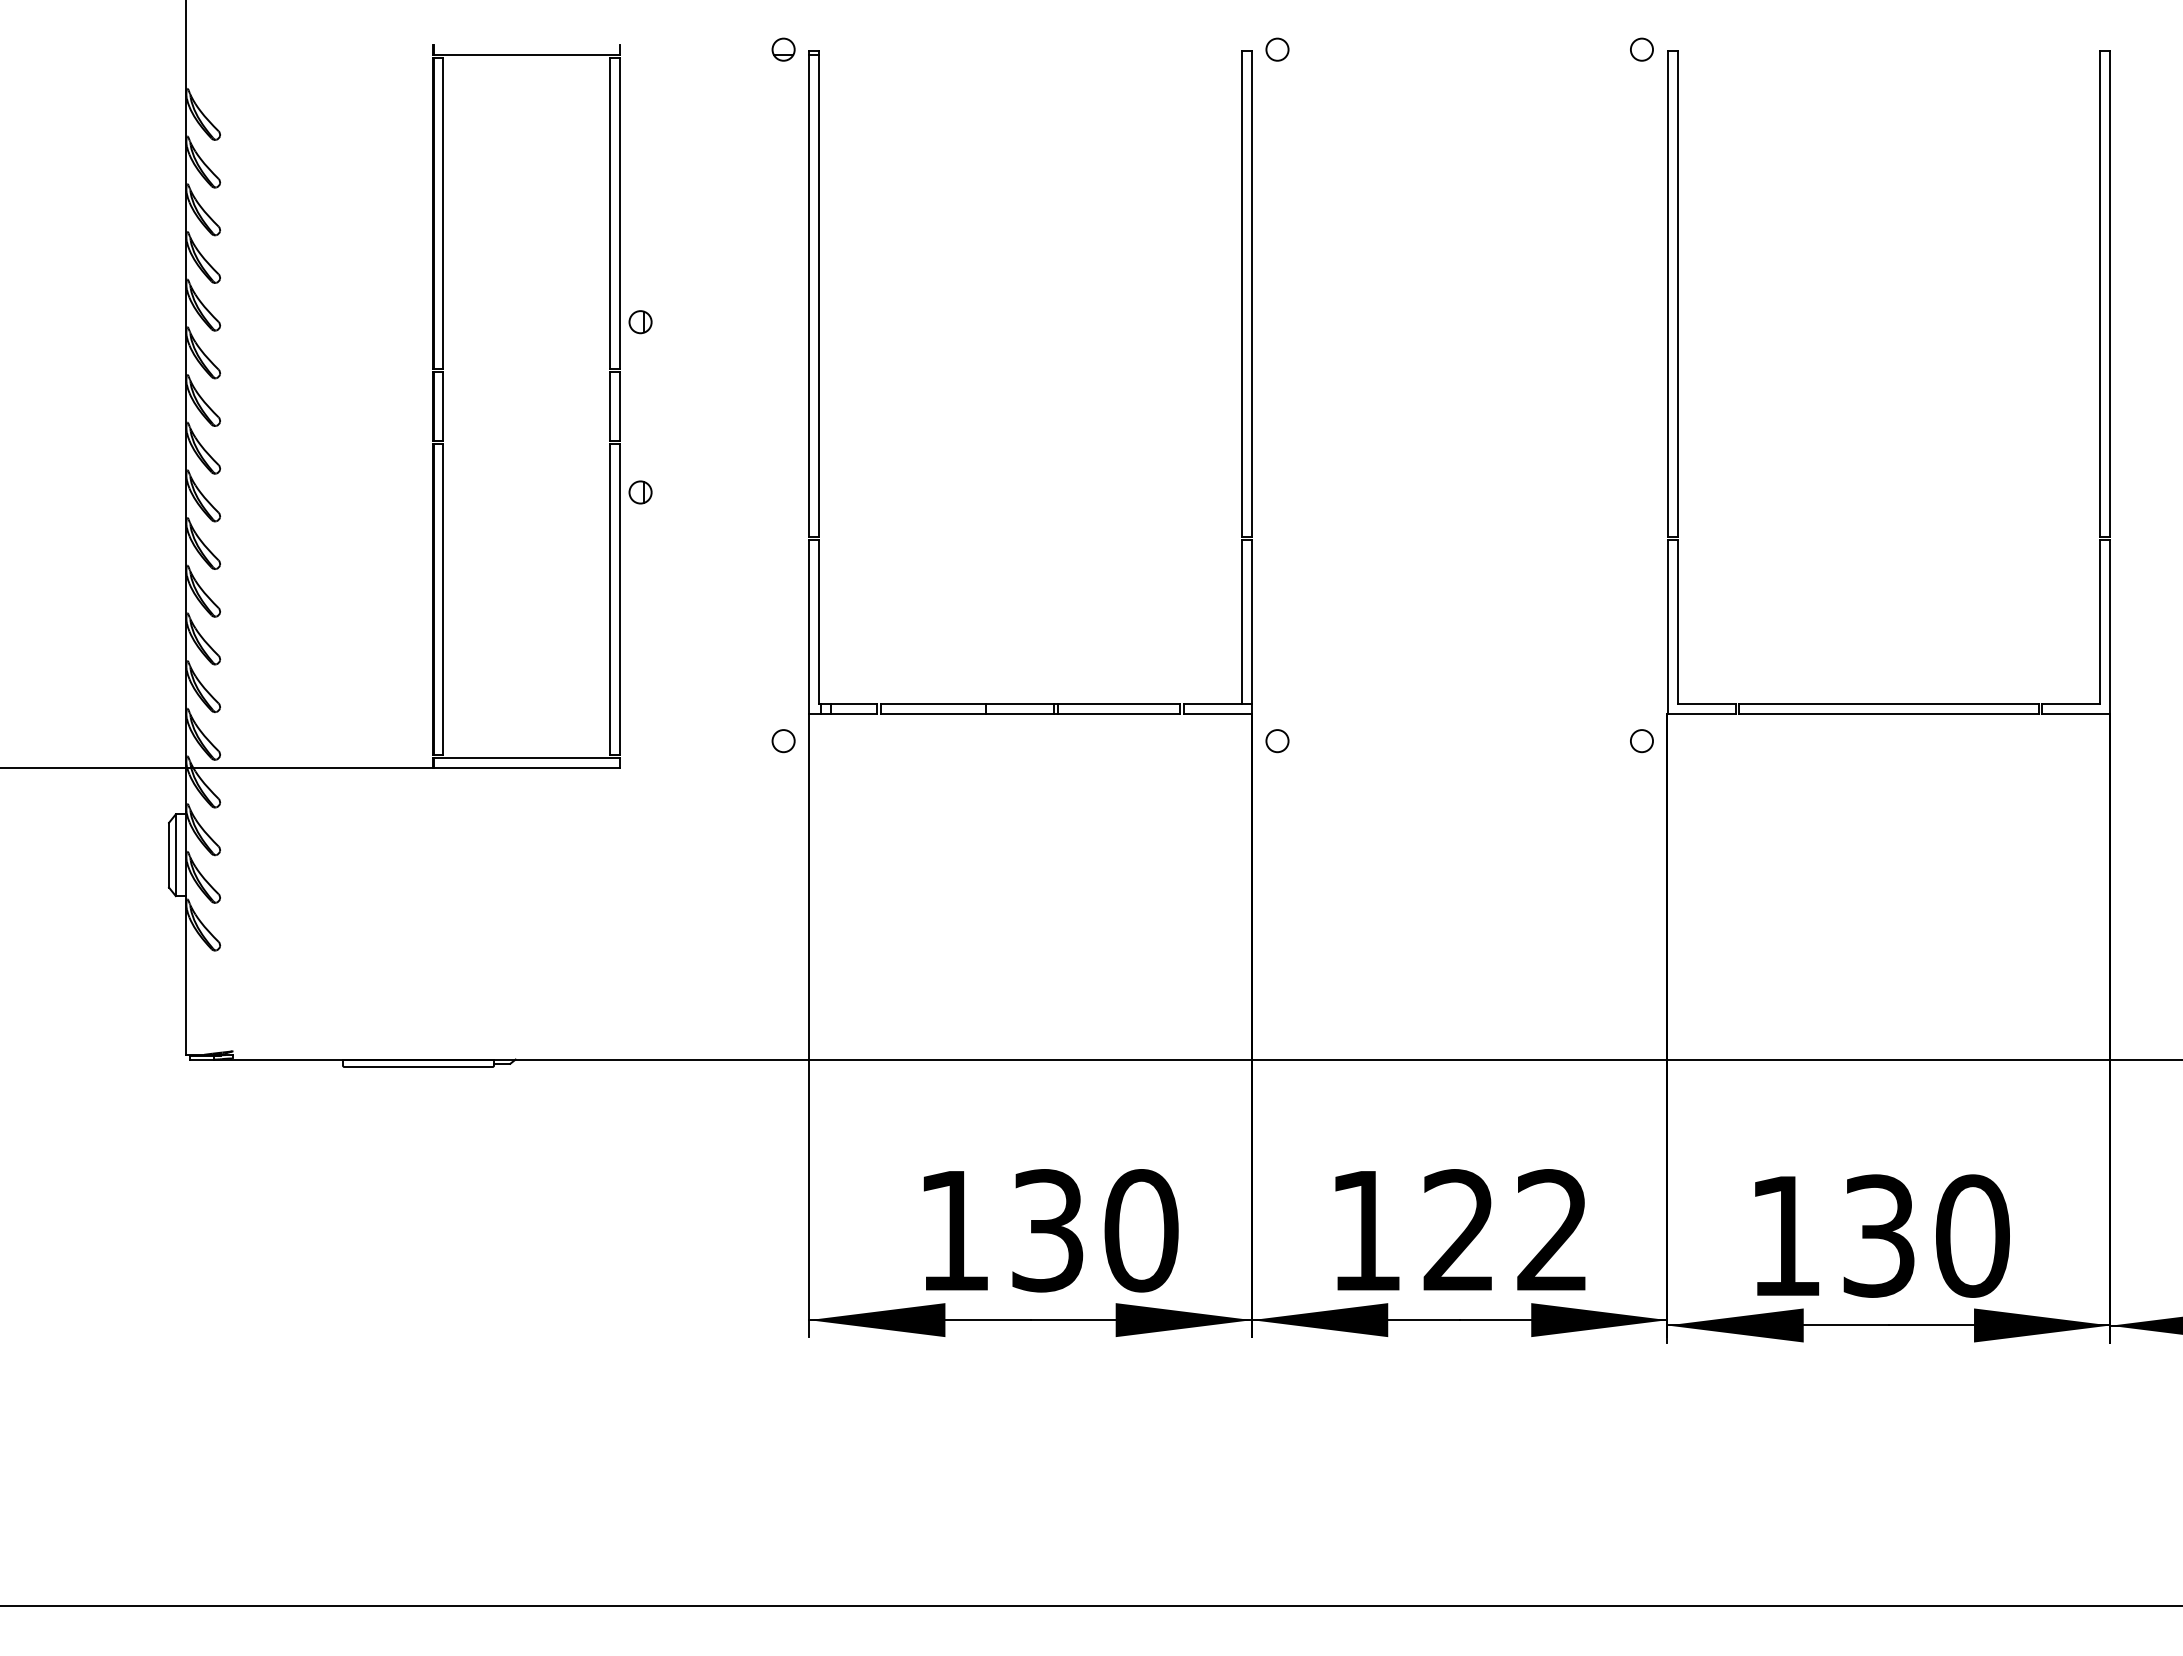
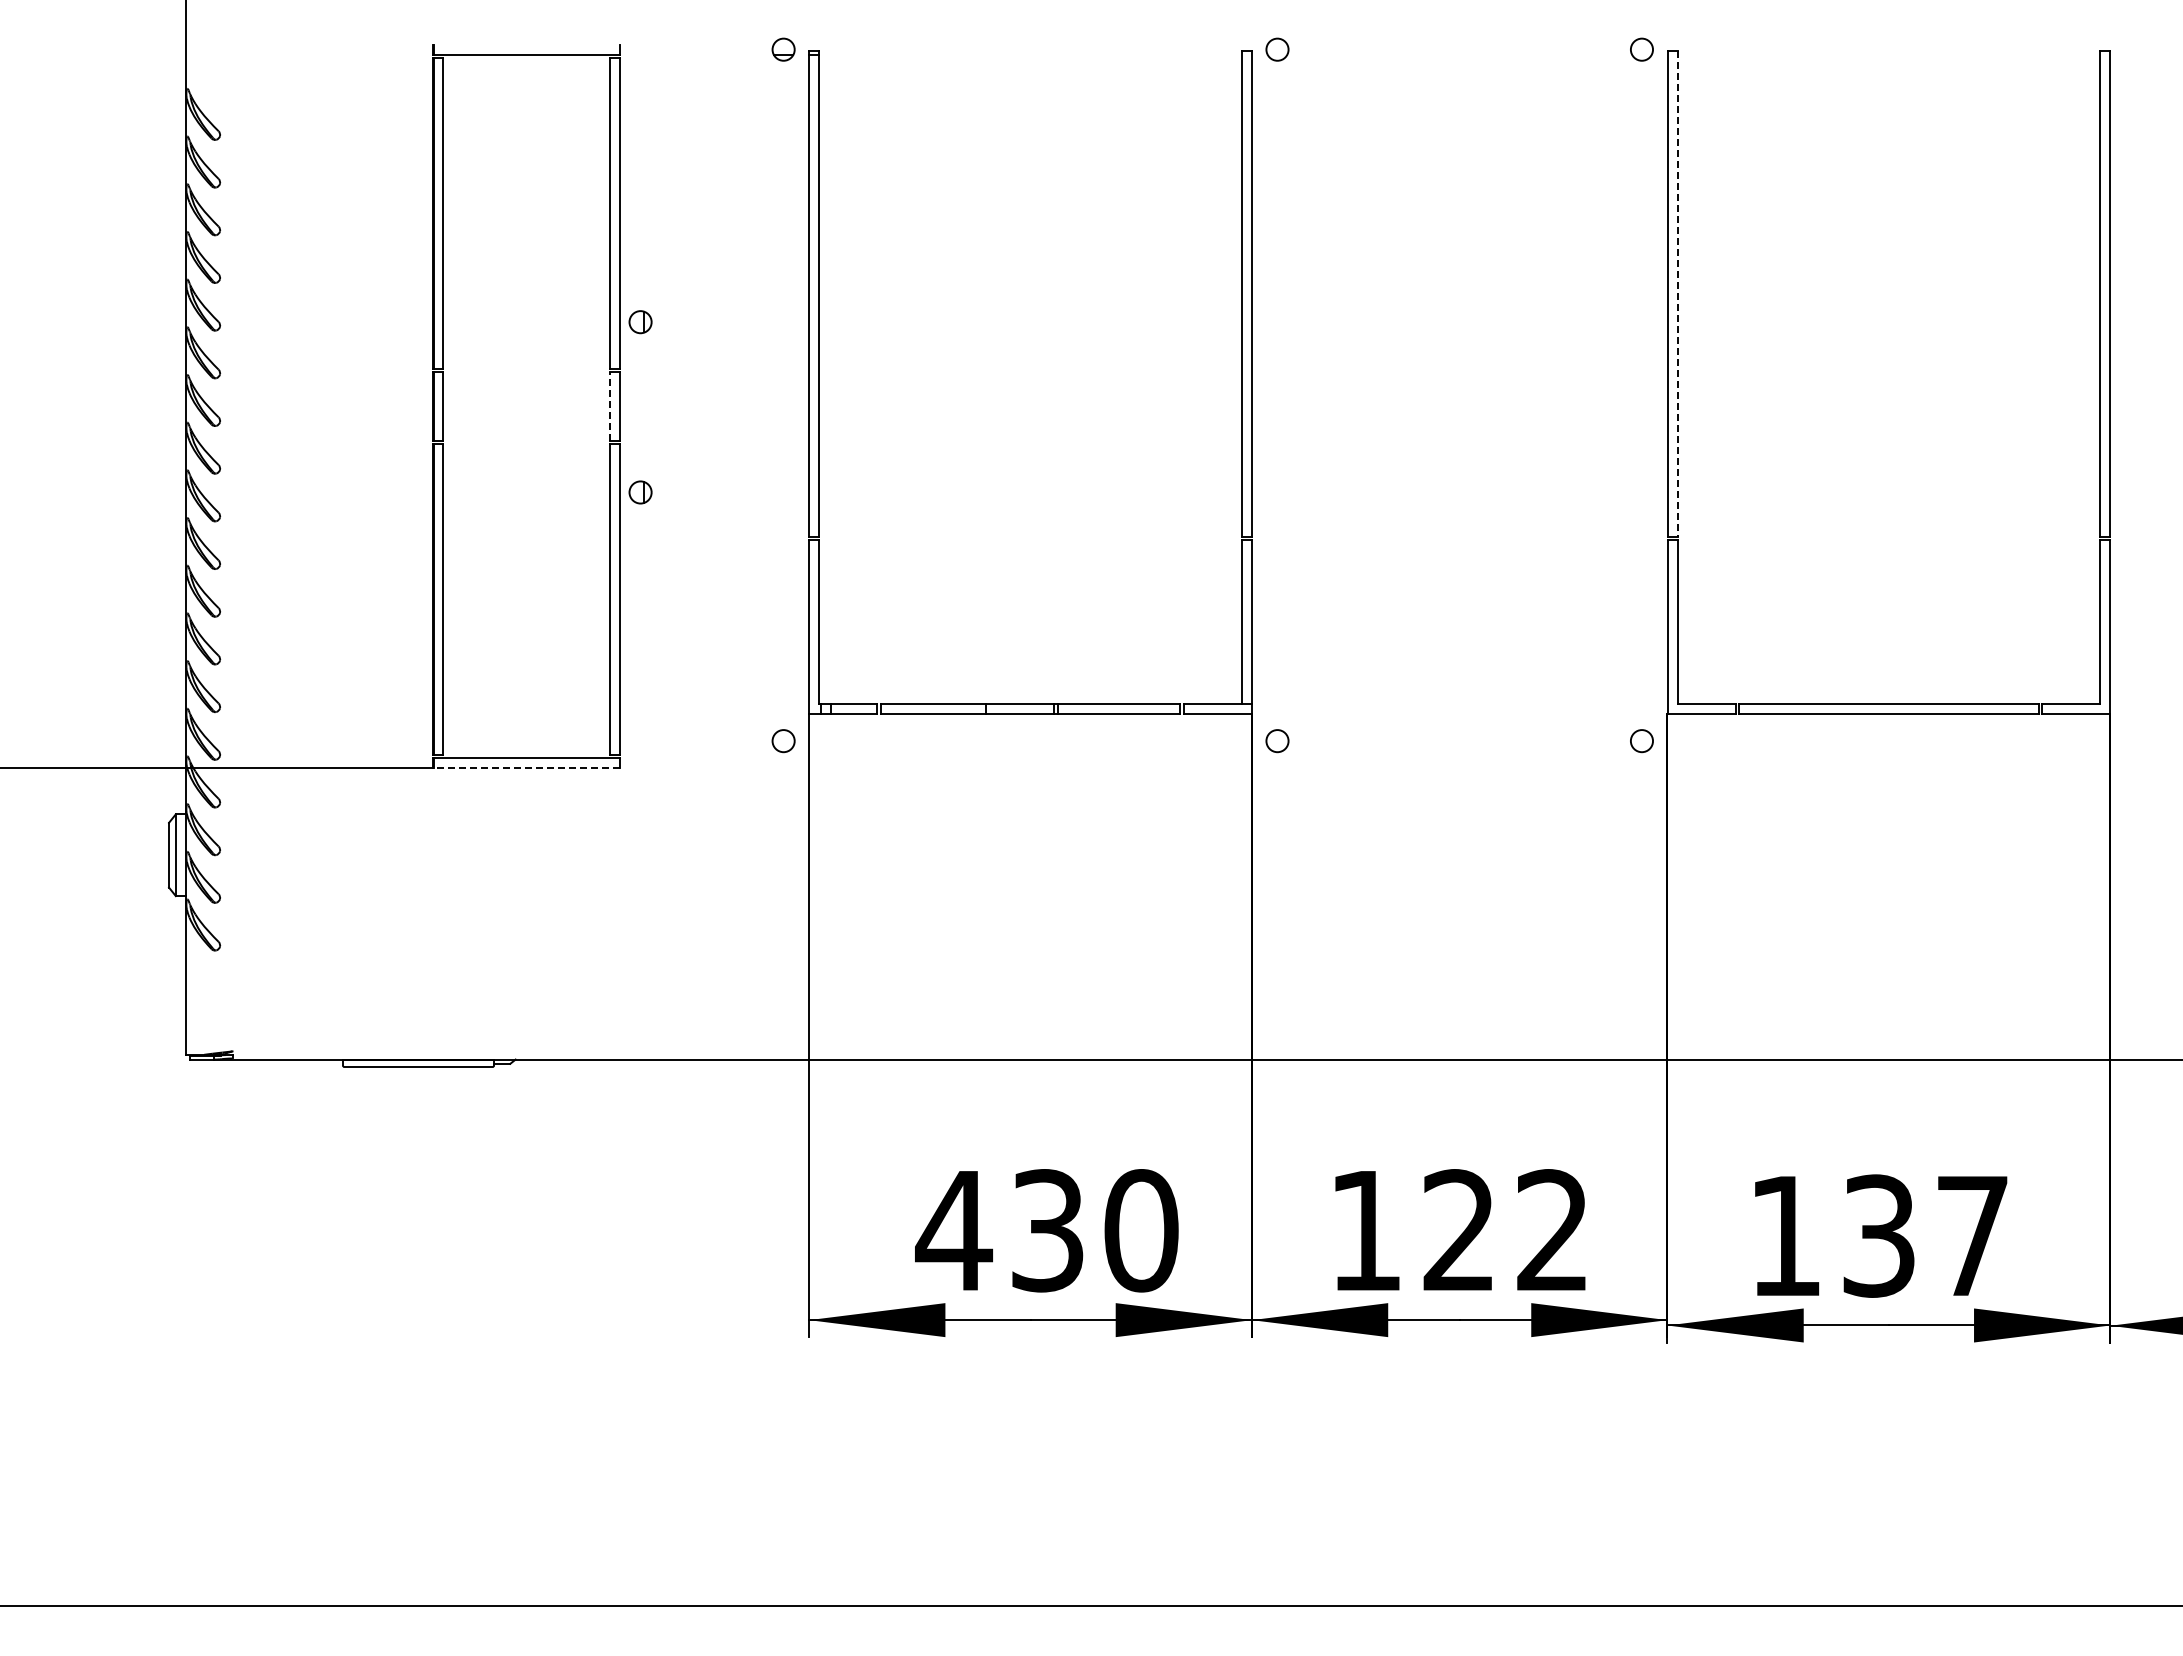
line: solid -> dashed (1677, 294)
line: solid -> dashed (609, 406)
line: solid -> dashed (526, 768)
text: 130 -> 430 (954, 1230)
text: 130 -> 137 (1972, 1235)
